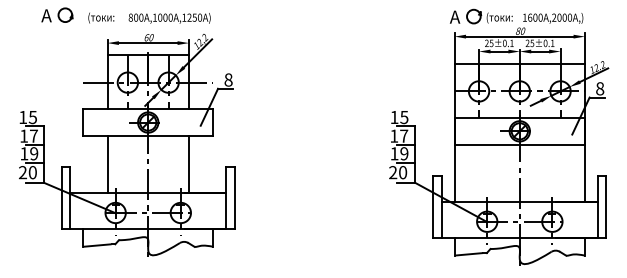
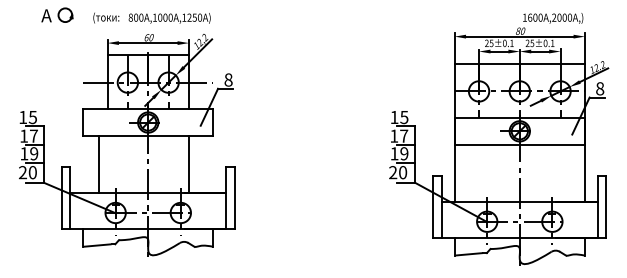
part: present -> none (481, 16)
text position: (101, 17) -> (106, 17) (106, 17)
line position: (107, 164) -> (98, 164) (98, 164)
